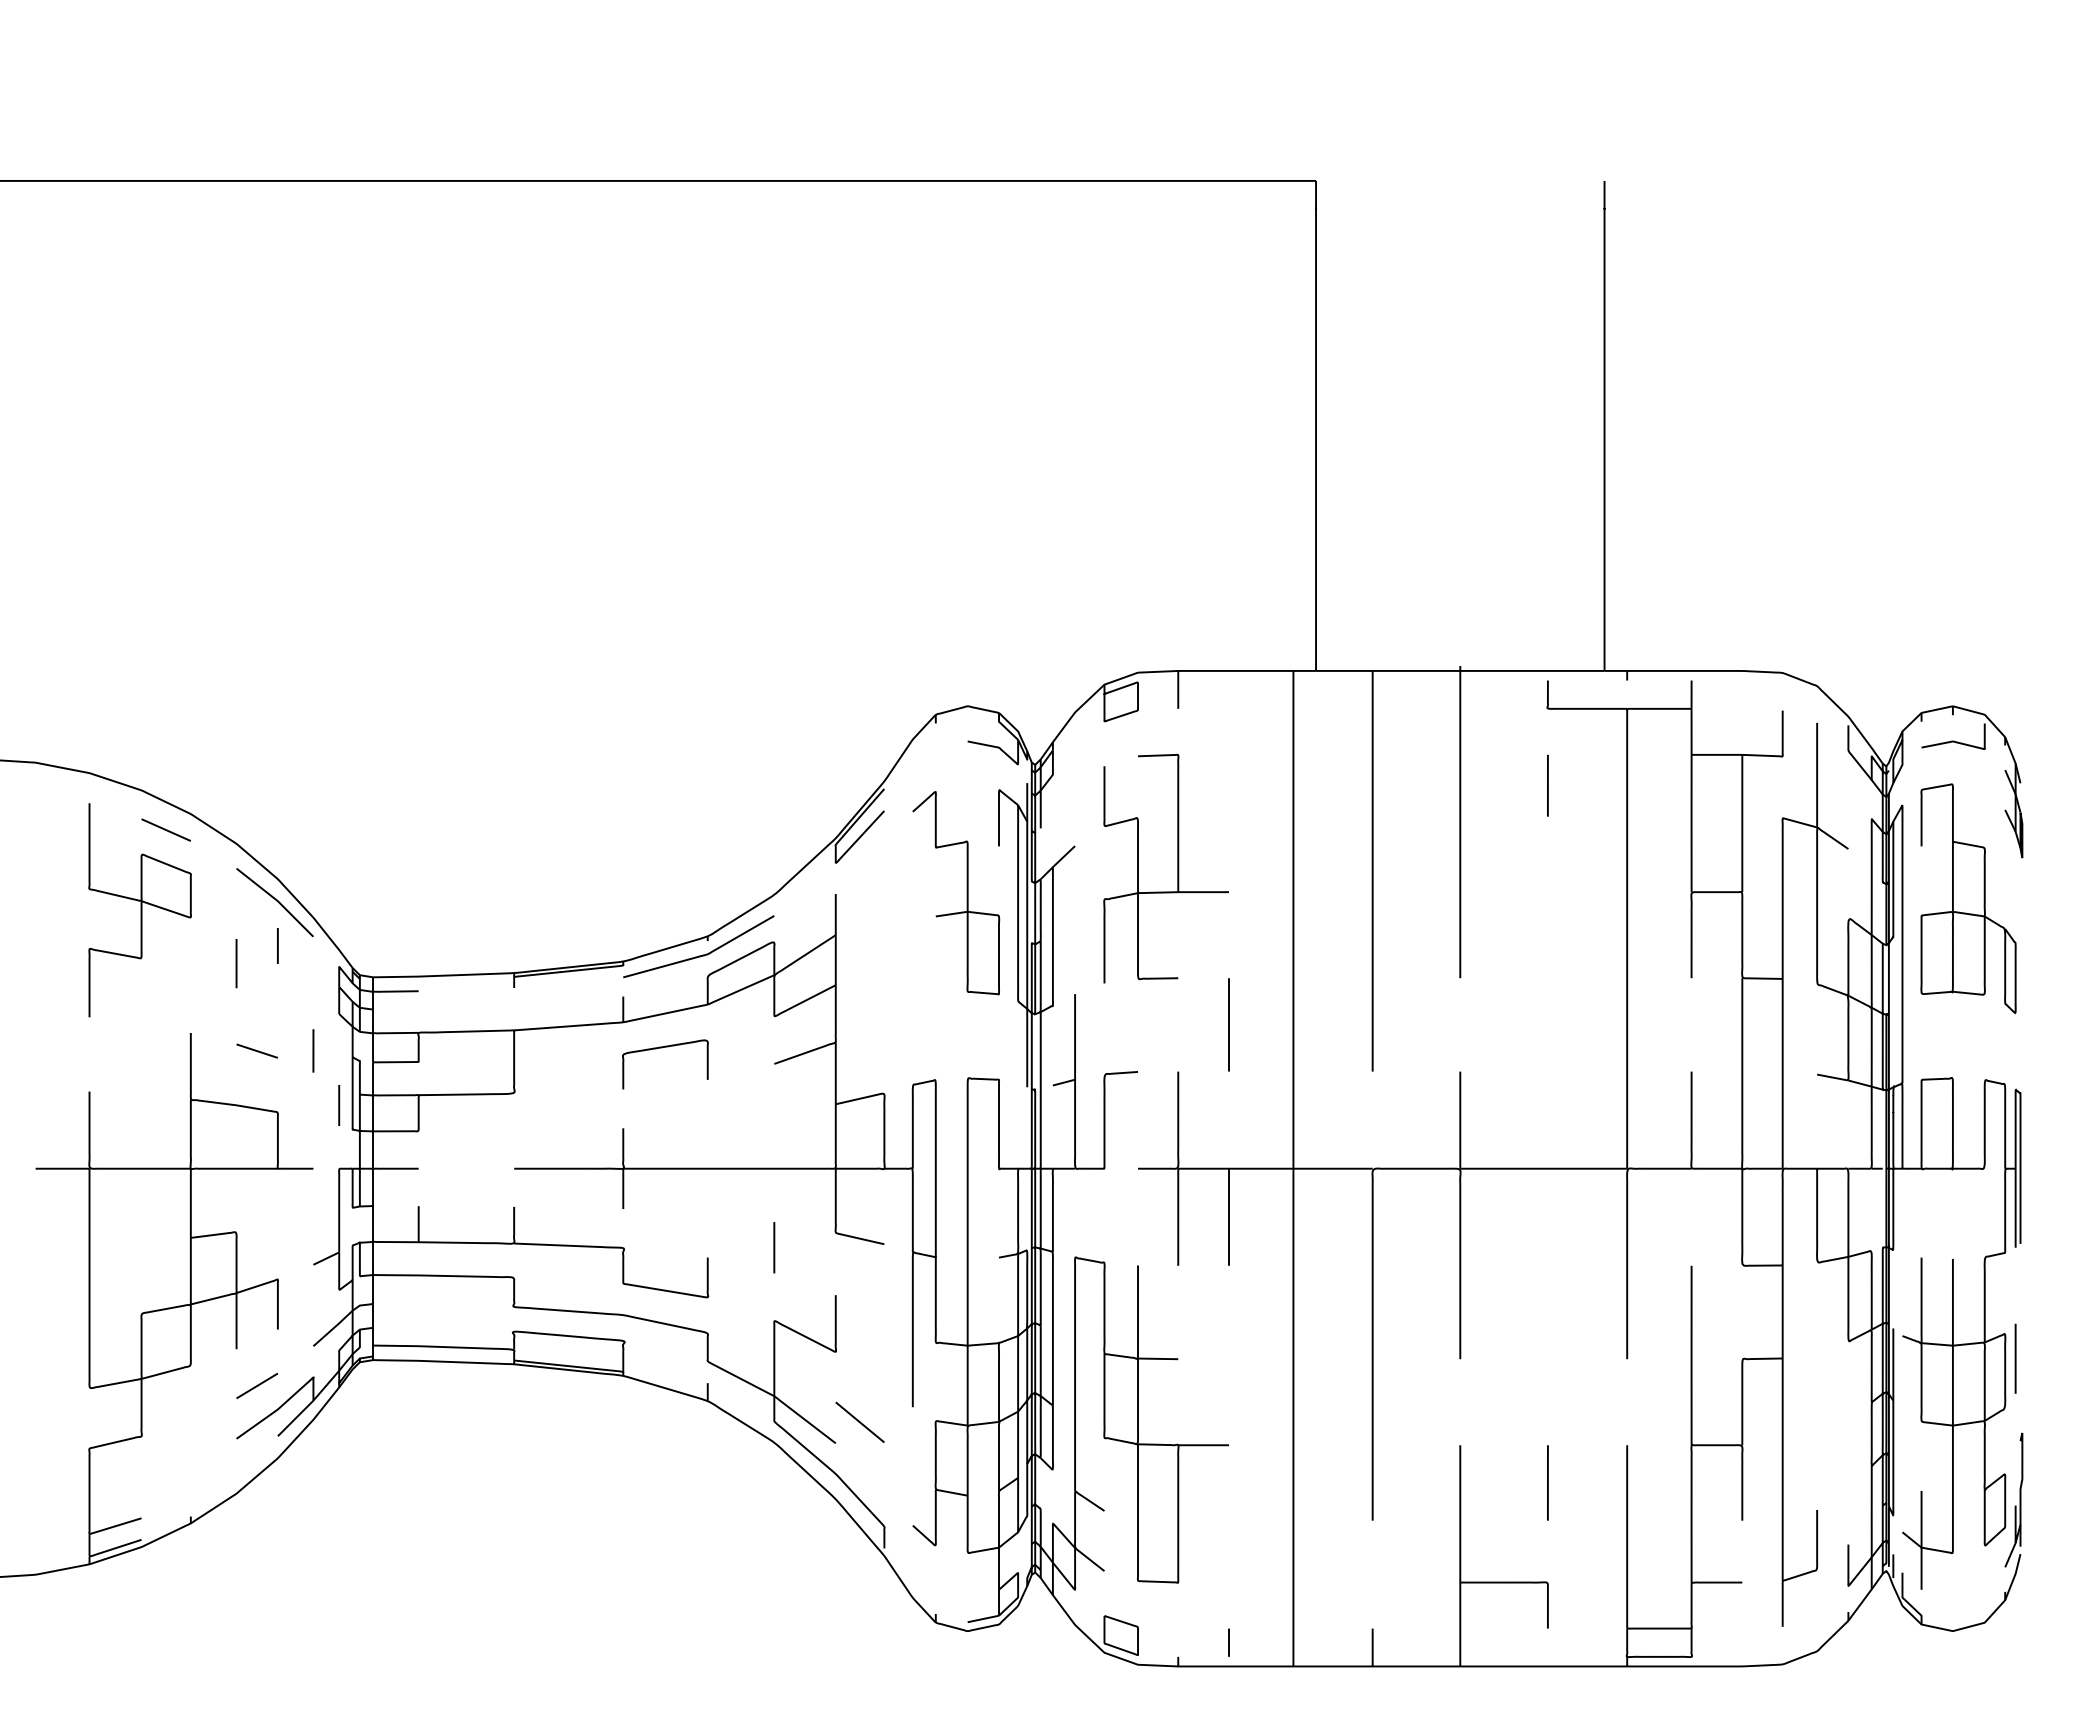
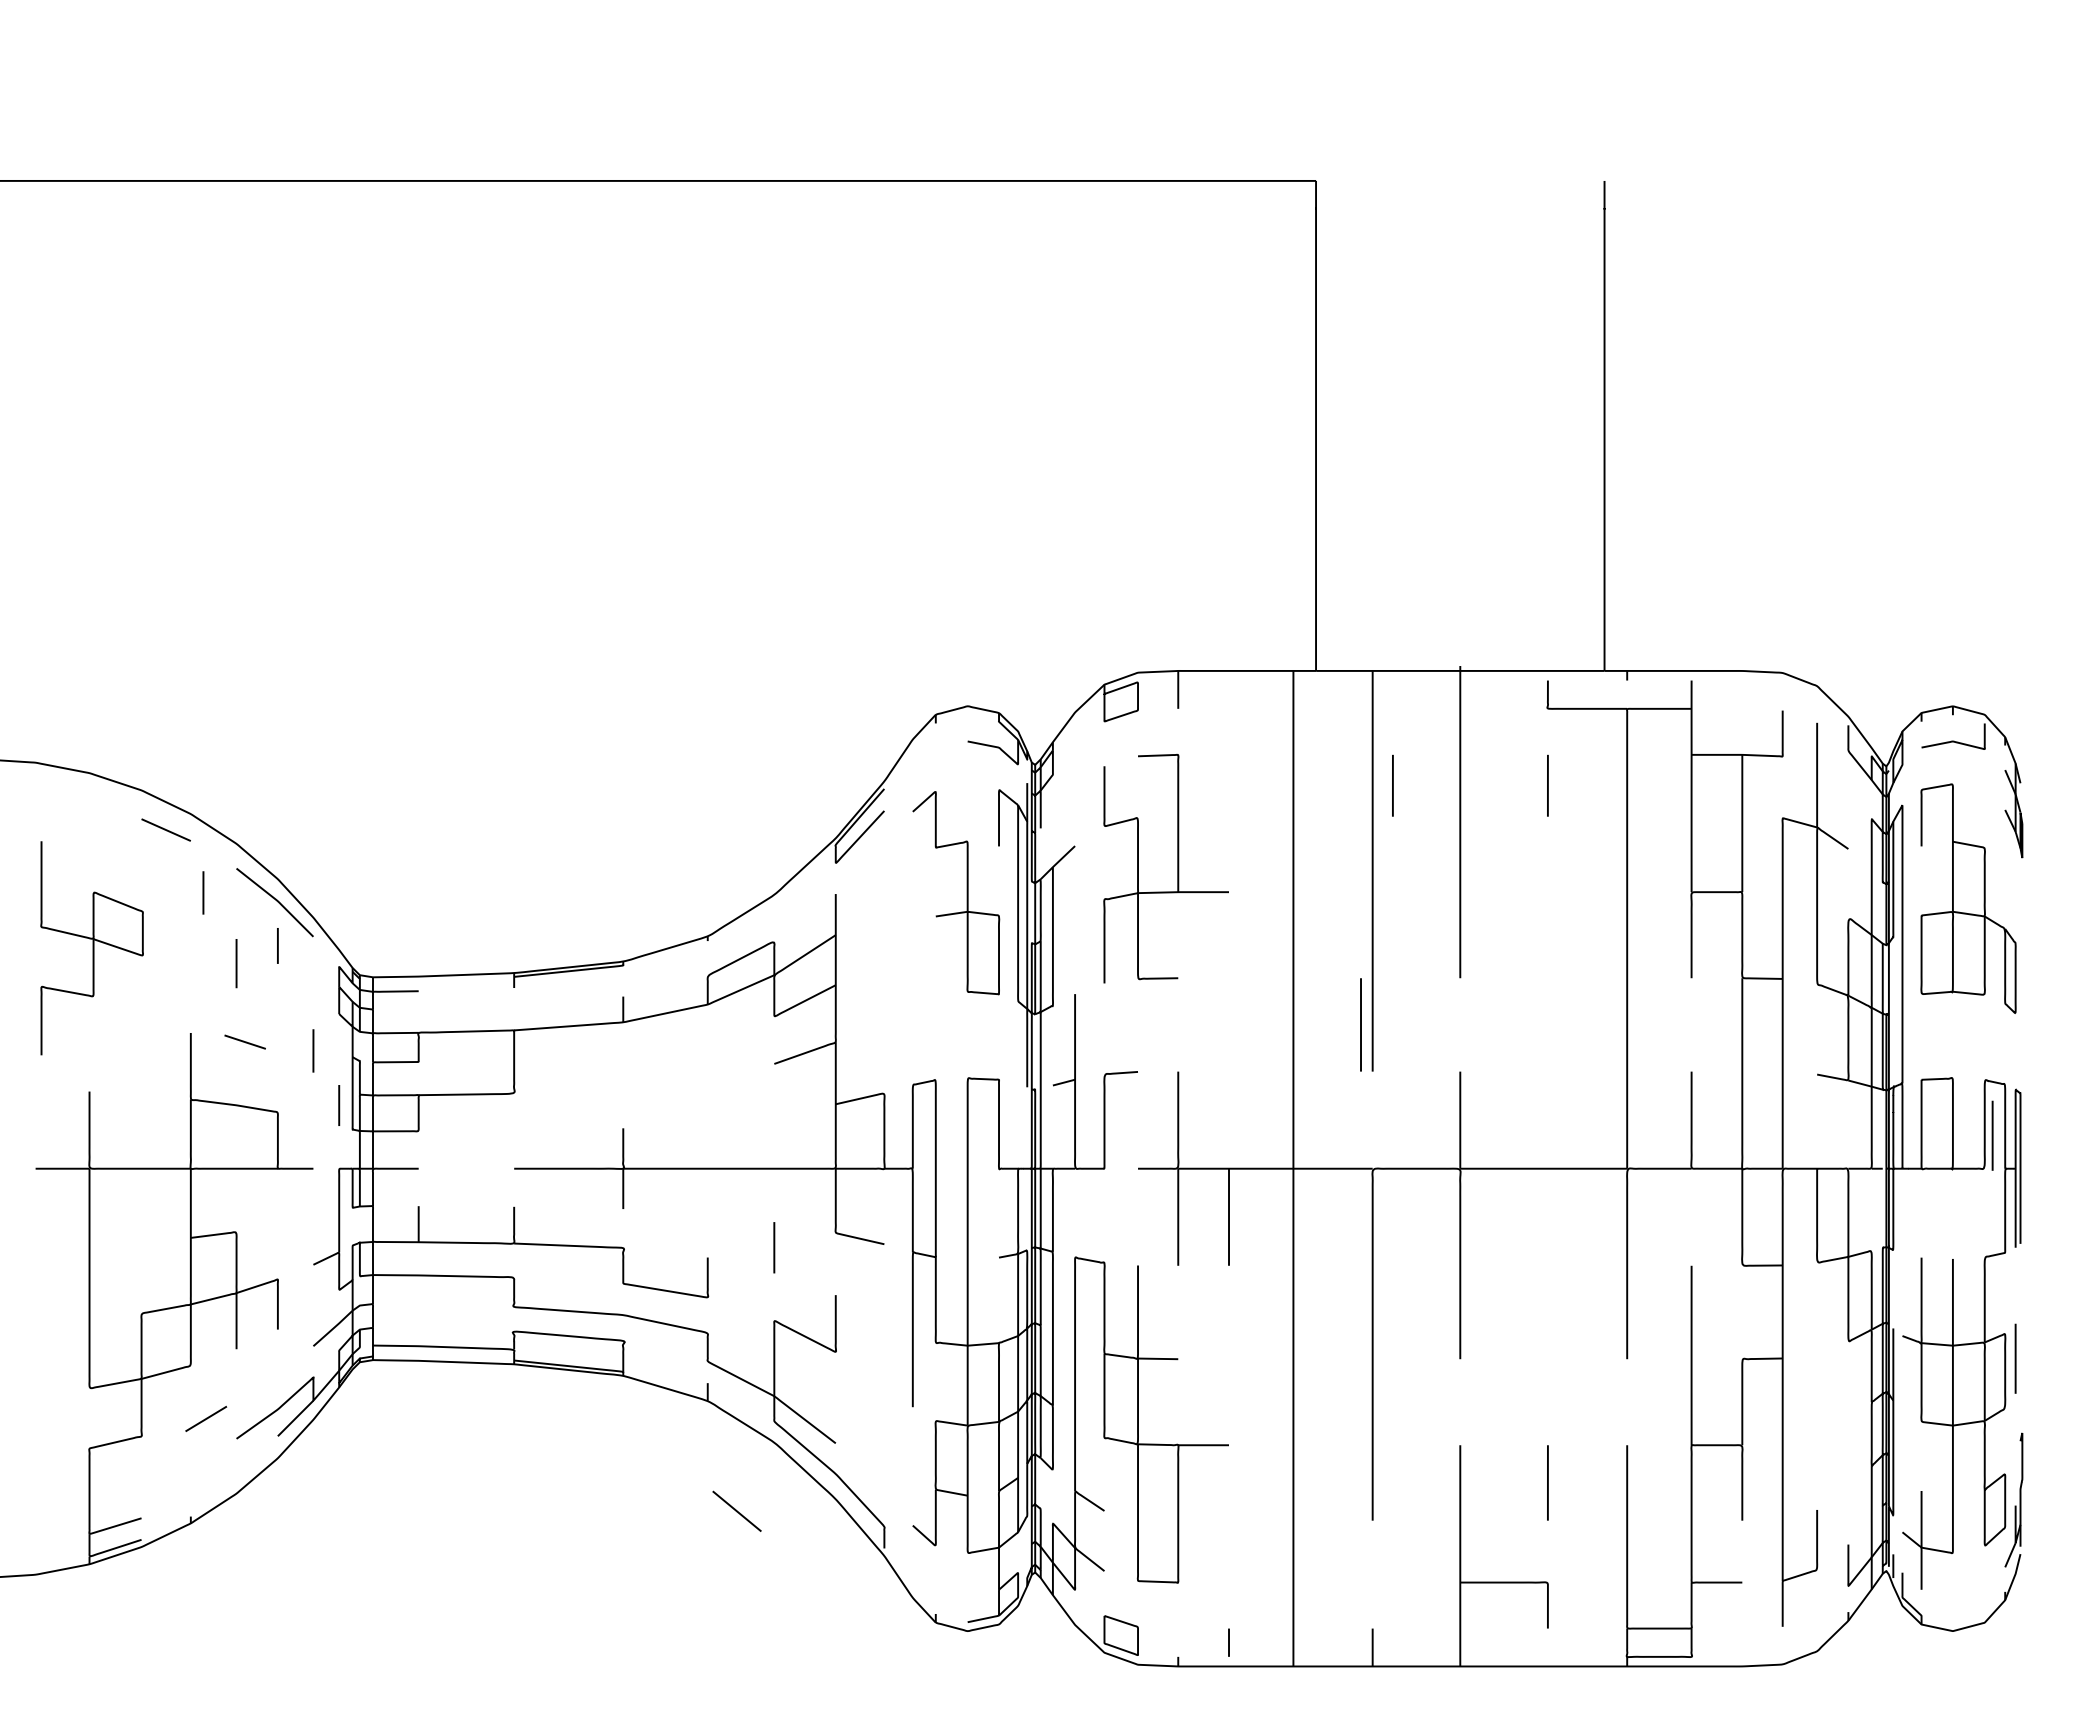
line: none -> present (1392, 785)
line: none -> present (203, 892)
part position: (139, 910) -> (91, 948) (91, 948)
curve: present -> none (702, 954)
line position: (1228, 1024) -> (1360, 1024) (1360, 1024)
curve: present -> none (662, 1048)
line position: (256, 1050) -> (244, 1041) (244, 1041)
line: none -> present (1992, 1135)
line position: (257, 1385) -> (206, 1418) (206, 1418)
line position: (859, 1421) -> (736, 1510) (736, 1510)
